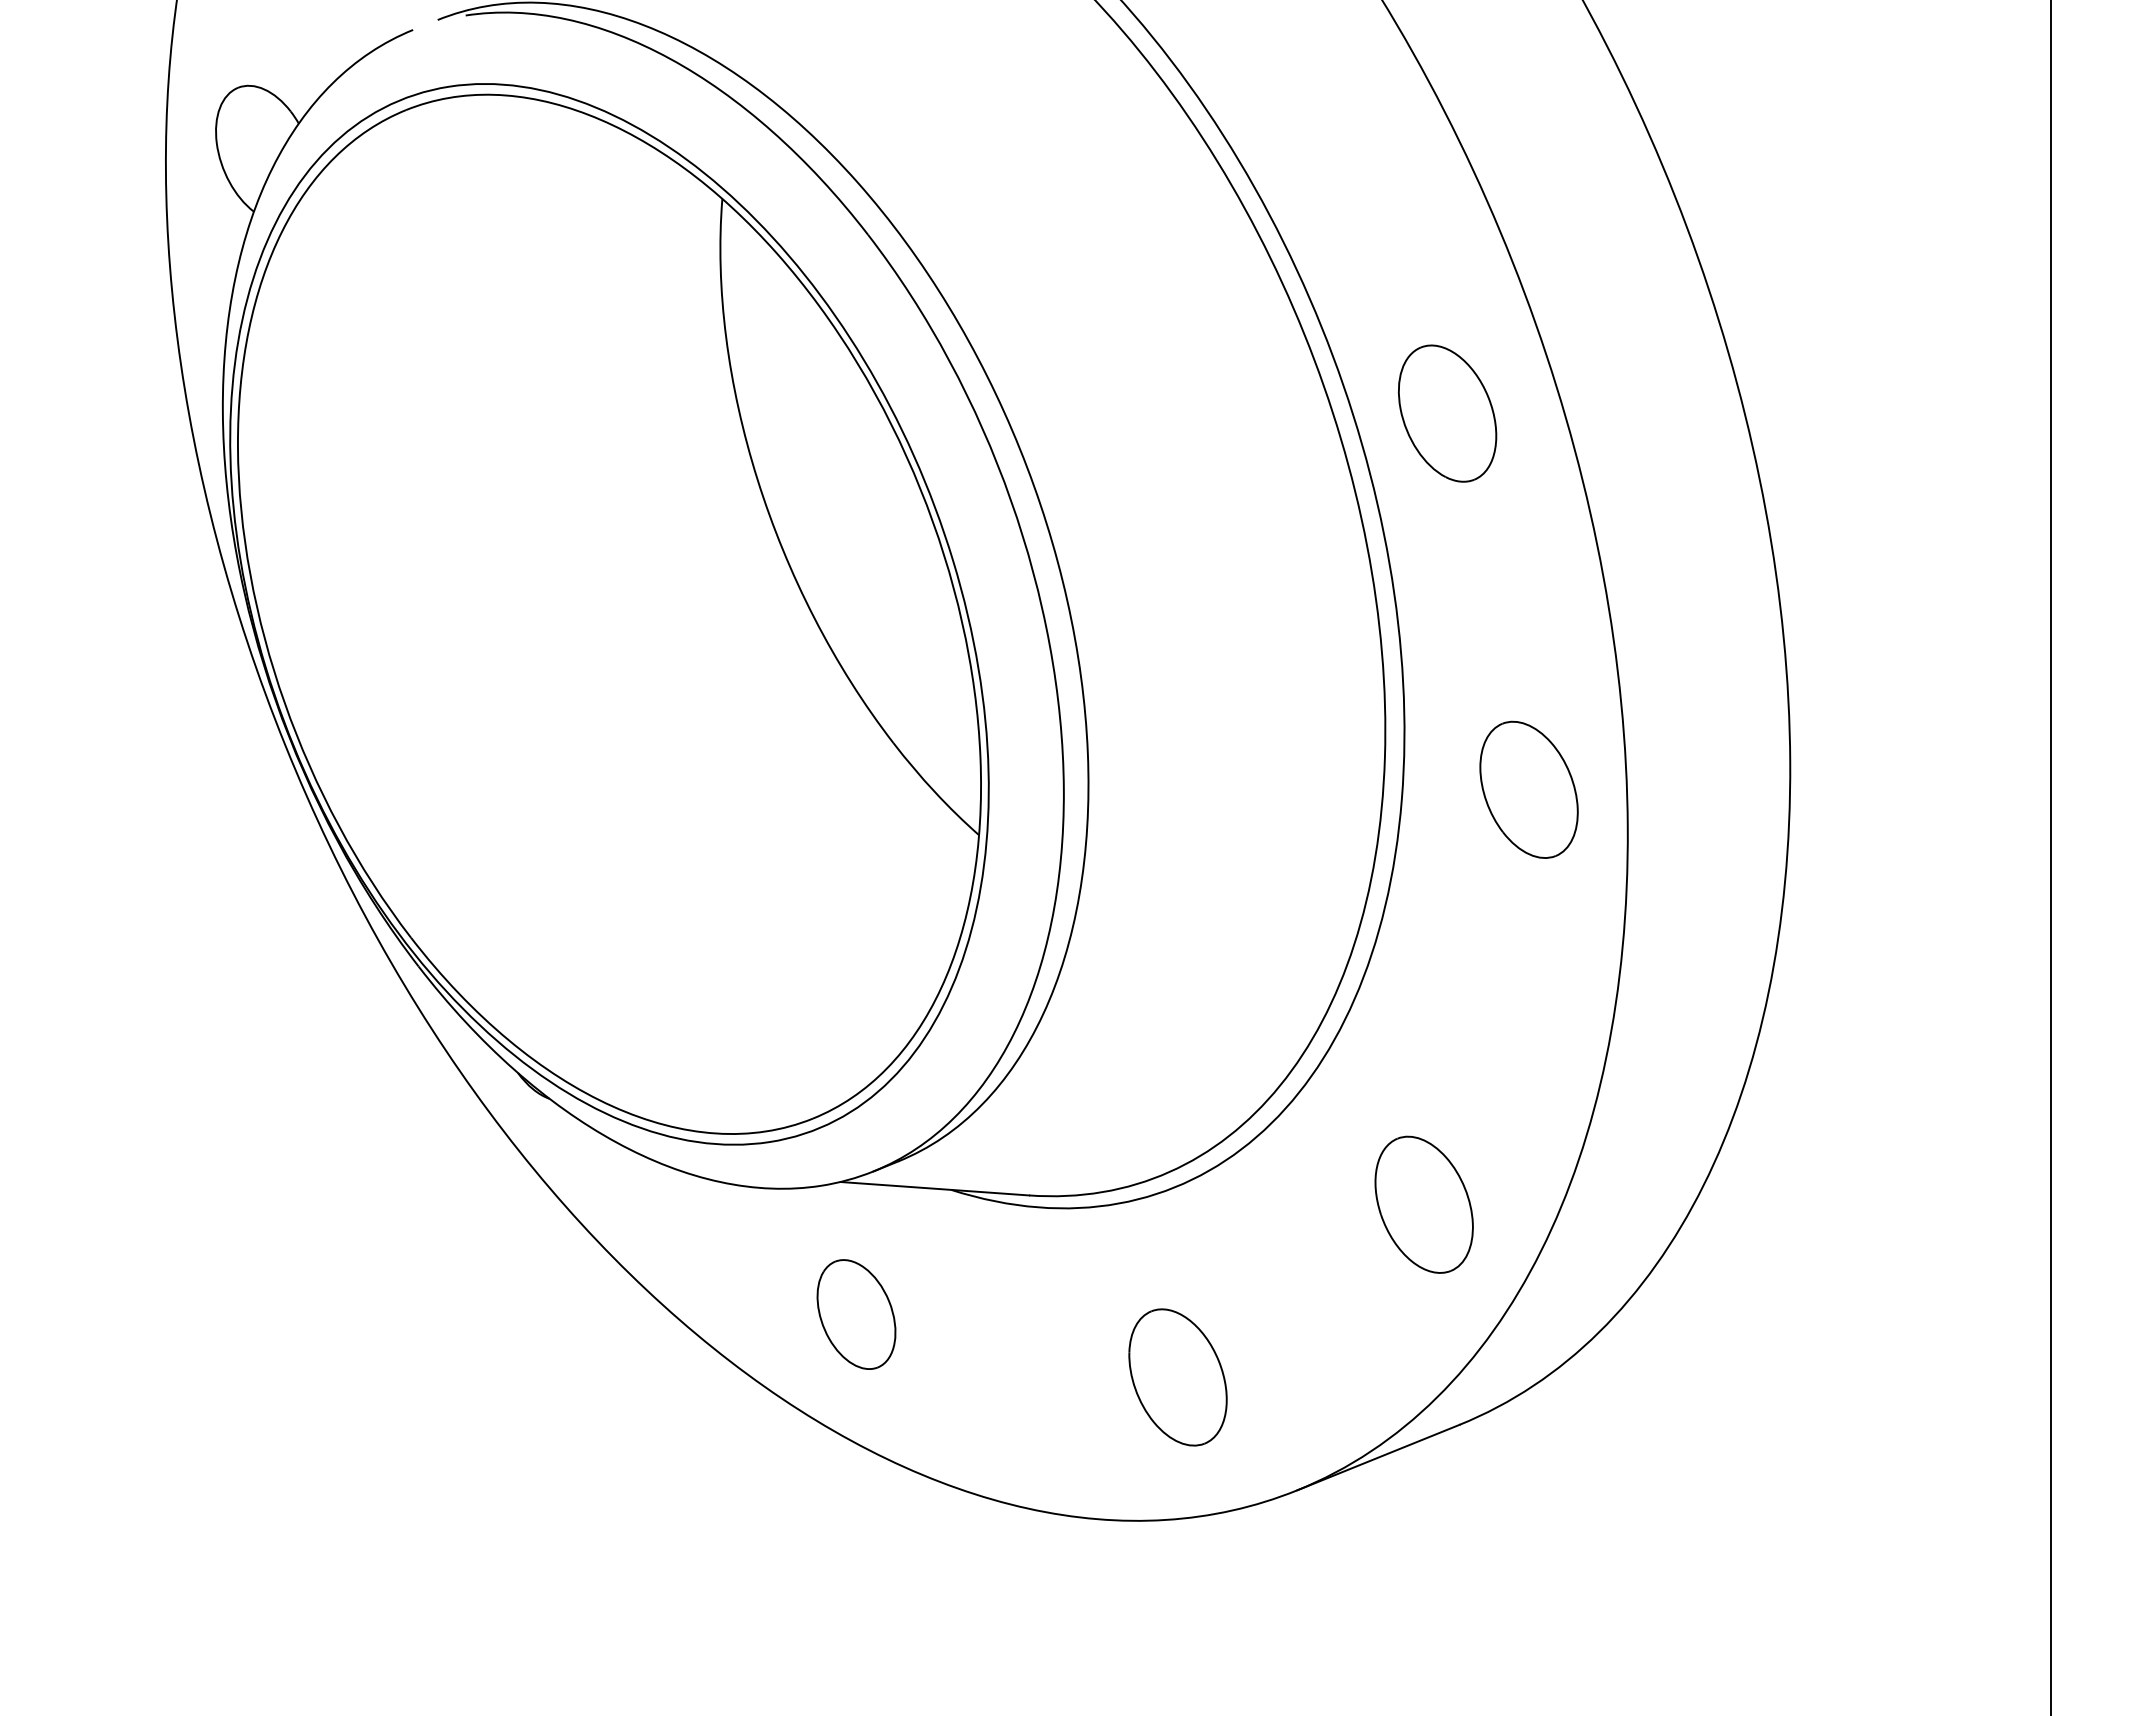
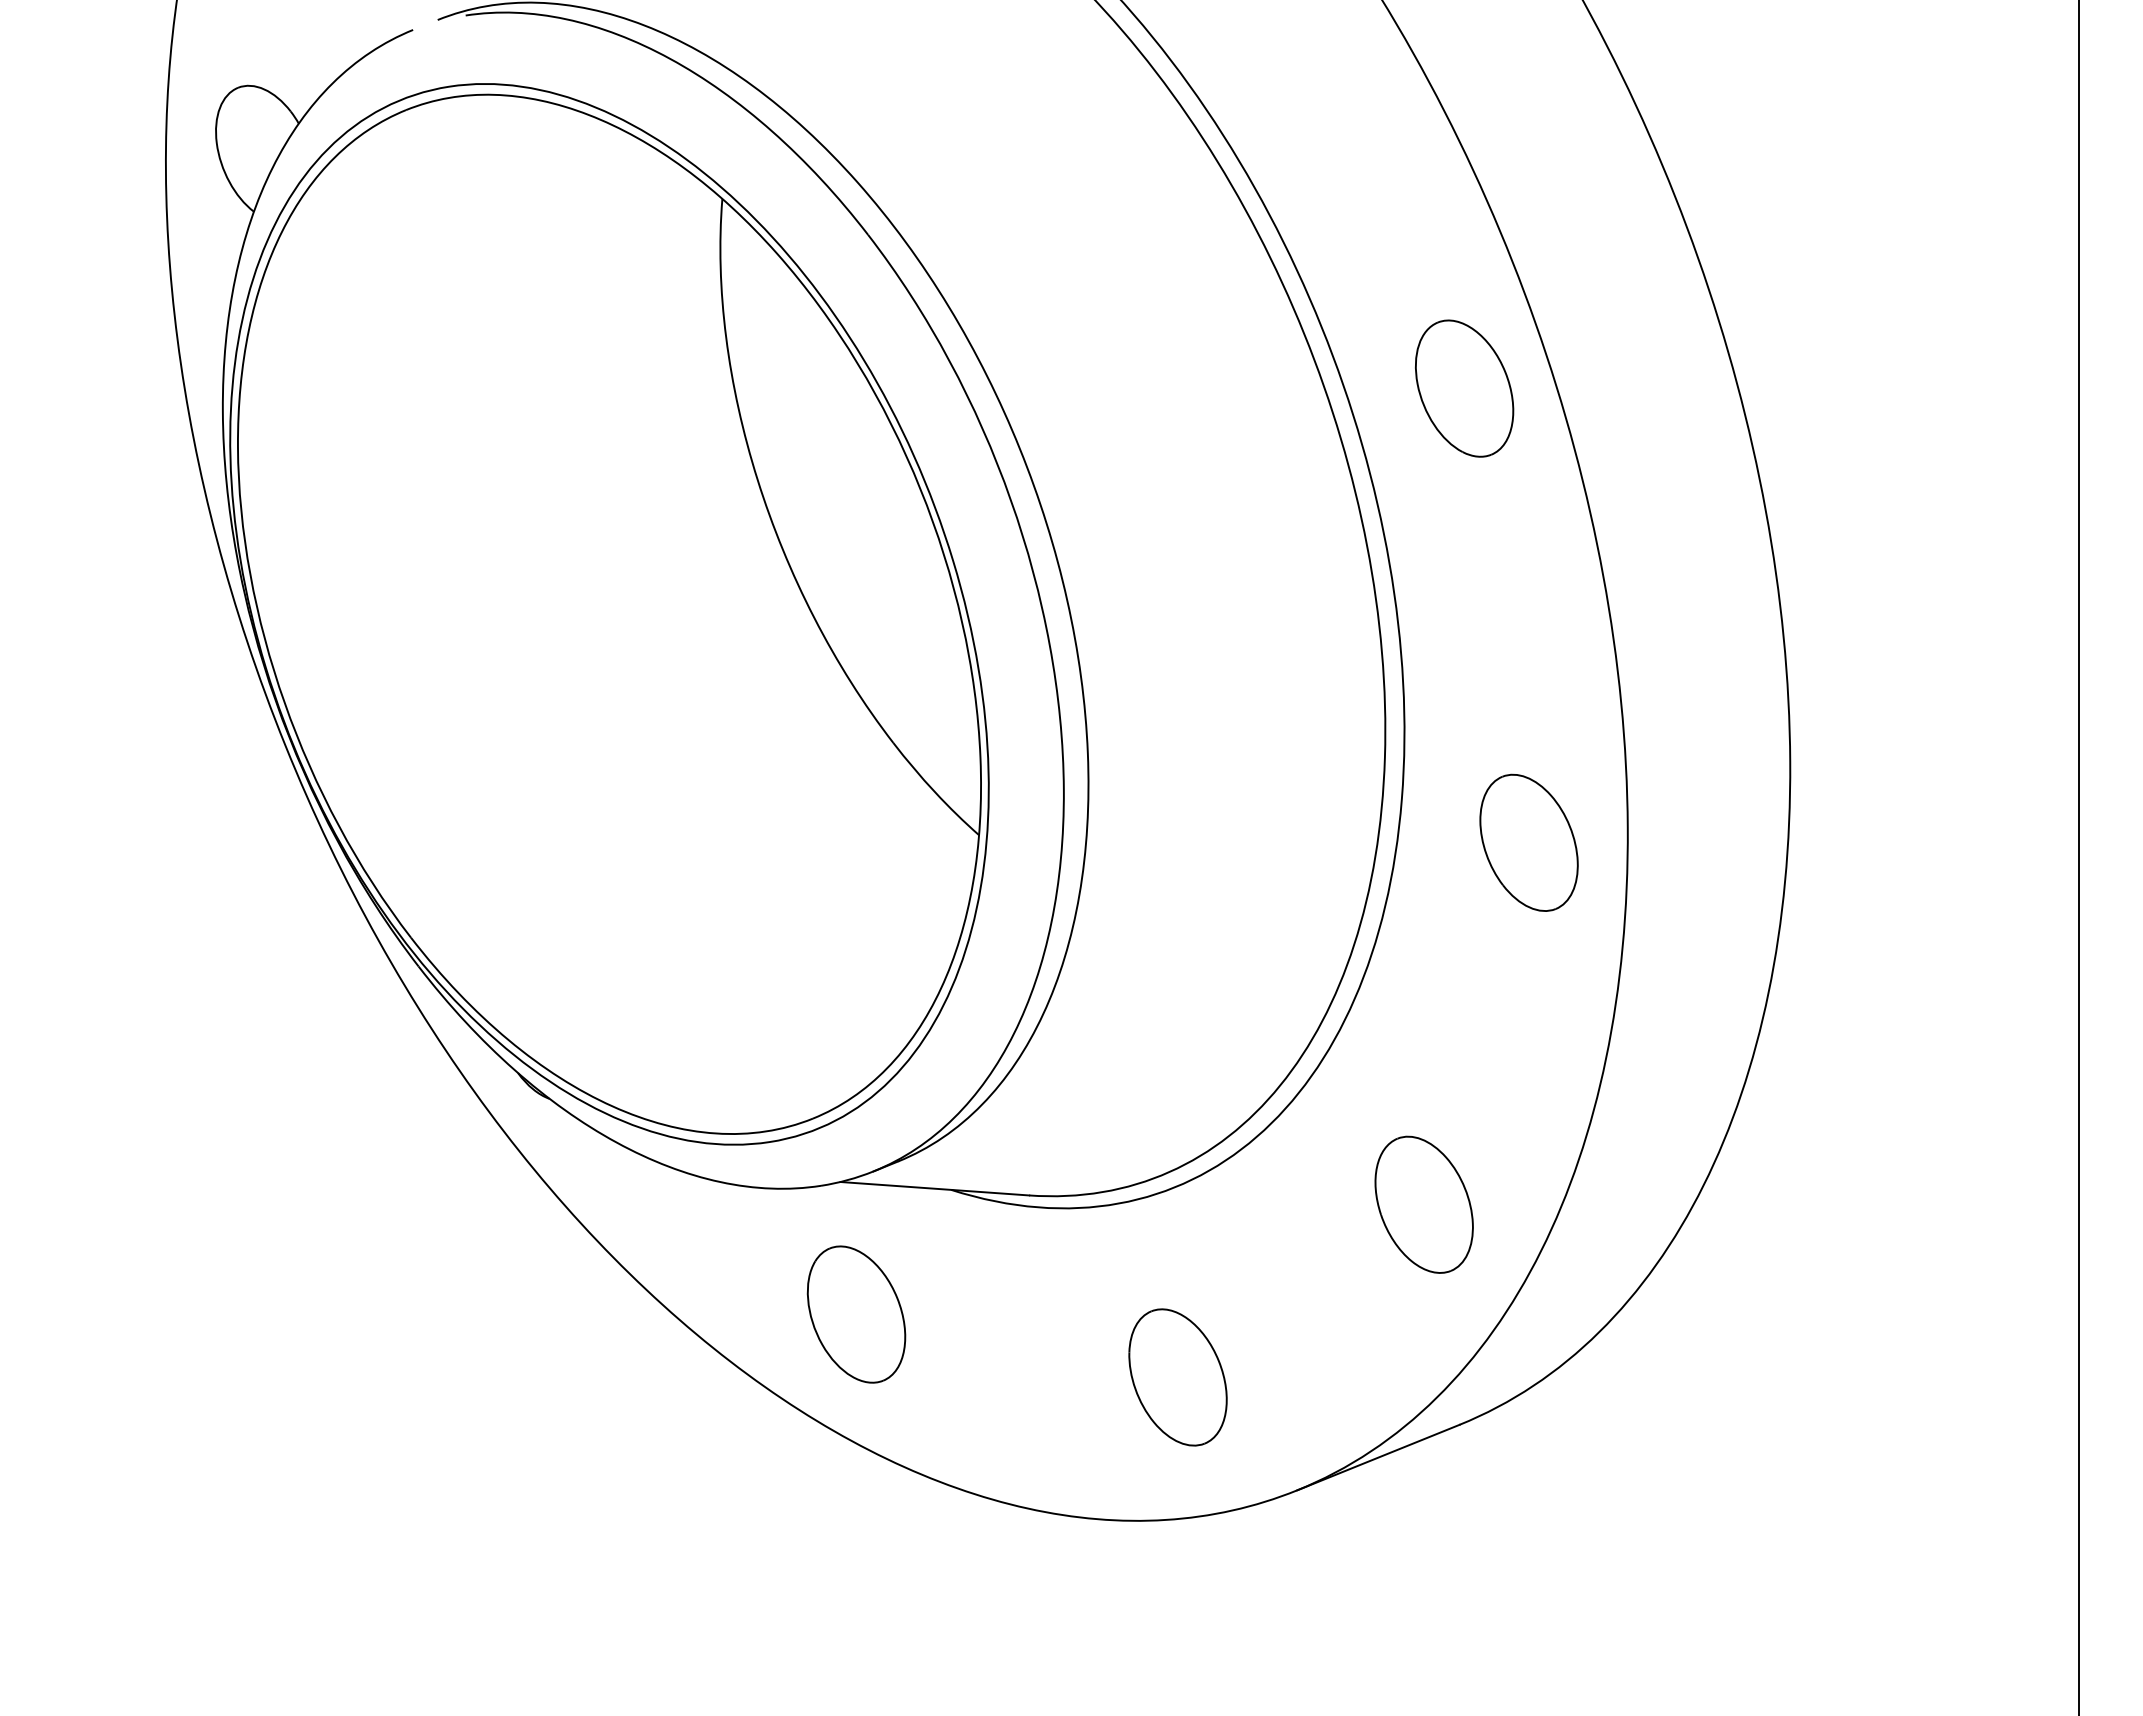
part position: (1447, 413) -> (1464, 388) (1464, 388)
part position: (1528, 789) -> (1528, 842) (1528, 842)
line position: (2050, 857) -> (2078, 857) (2078, 857)
part size: 81x111 px -> 101x139 px (856, 1314)
